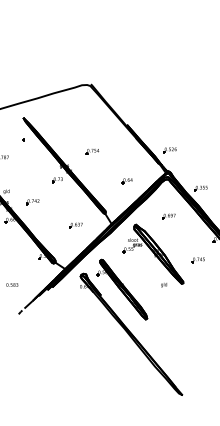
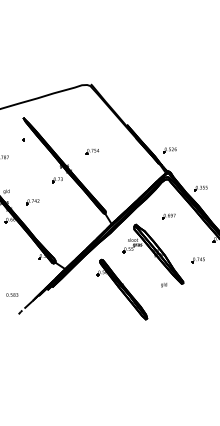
part: present -> none (126, 181)
part: present -> none (75, 225)
text position: (12, 284) -> (12, 294) (12, 294)
part: present -> none (131, 333)
